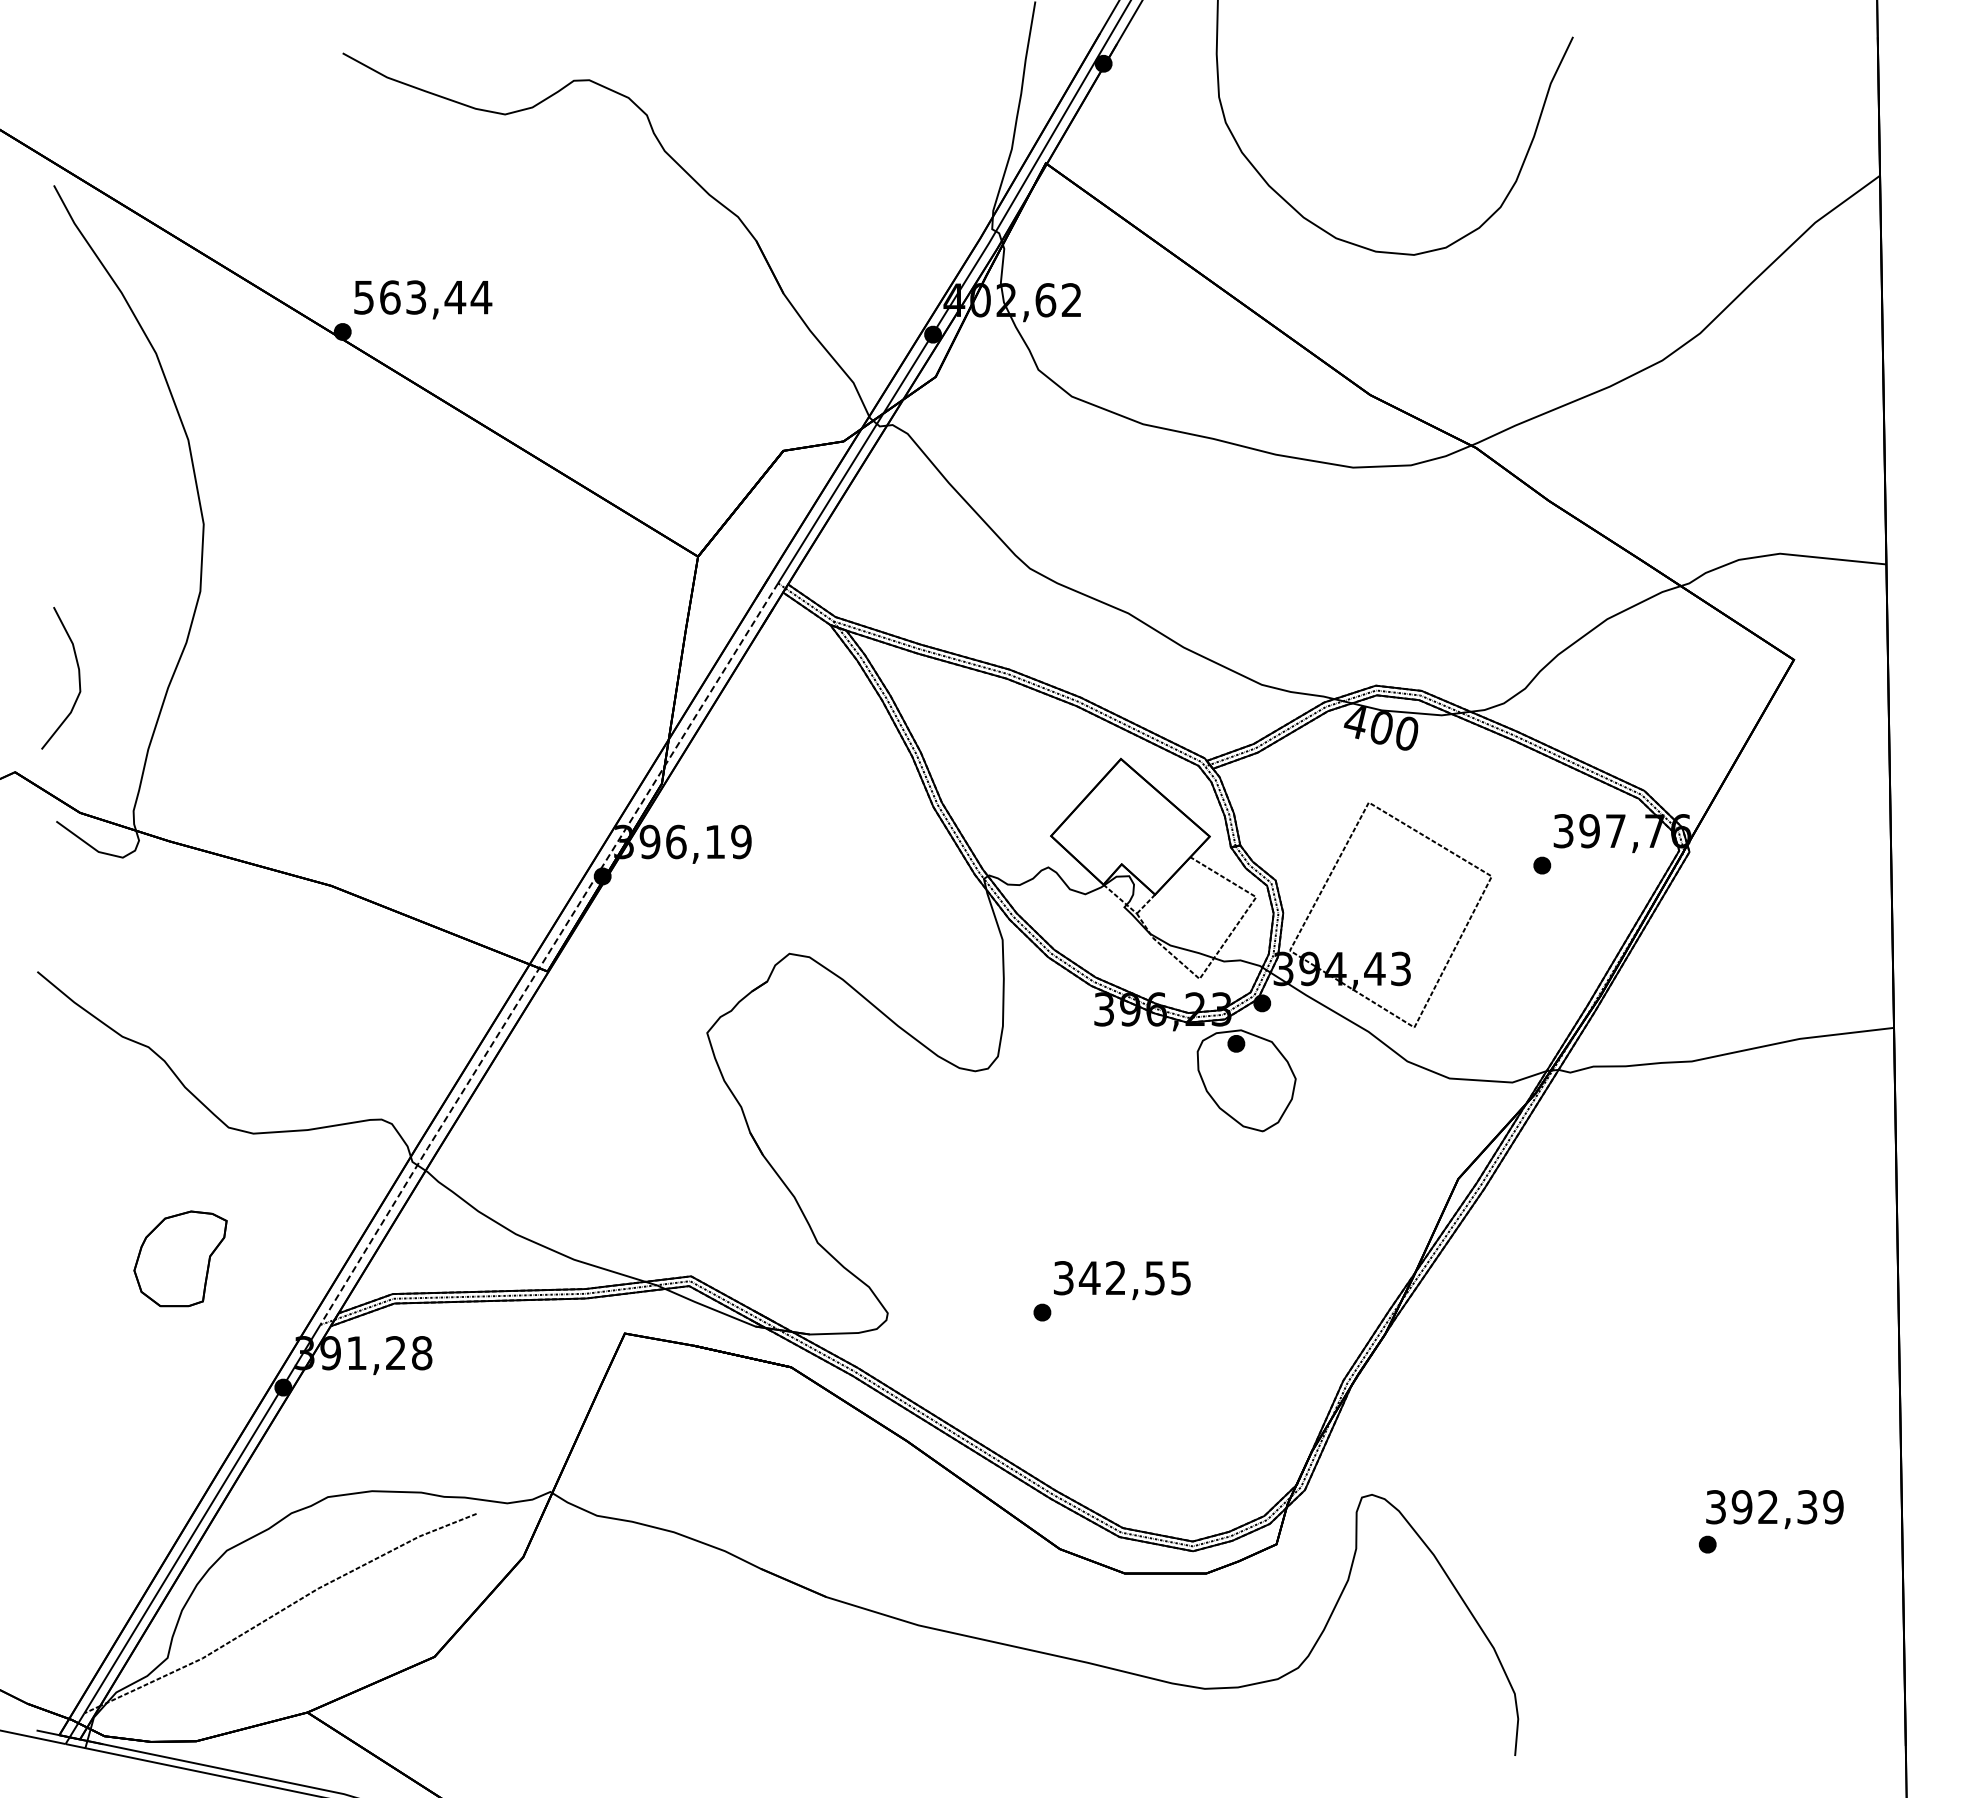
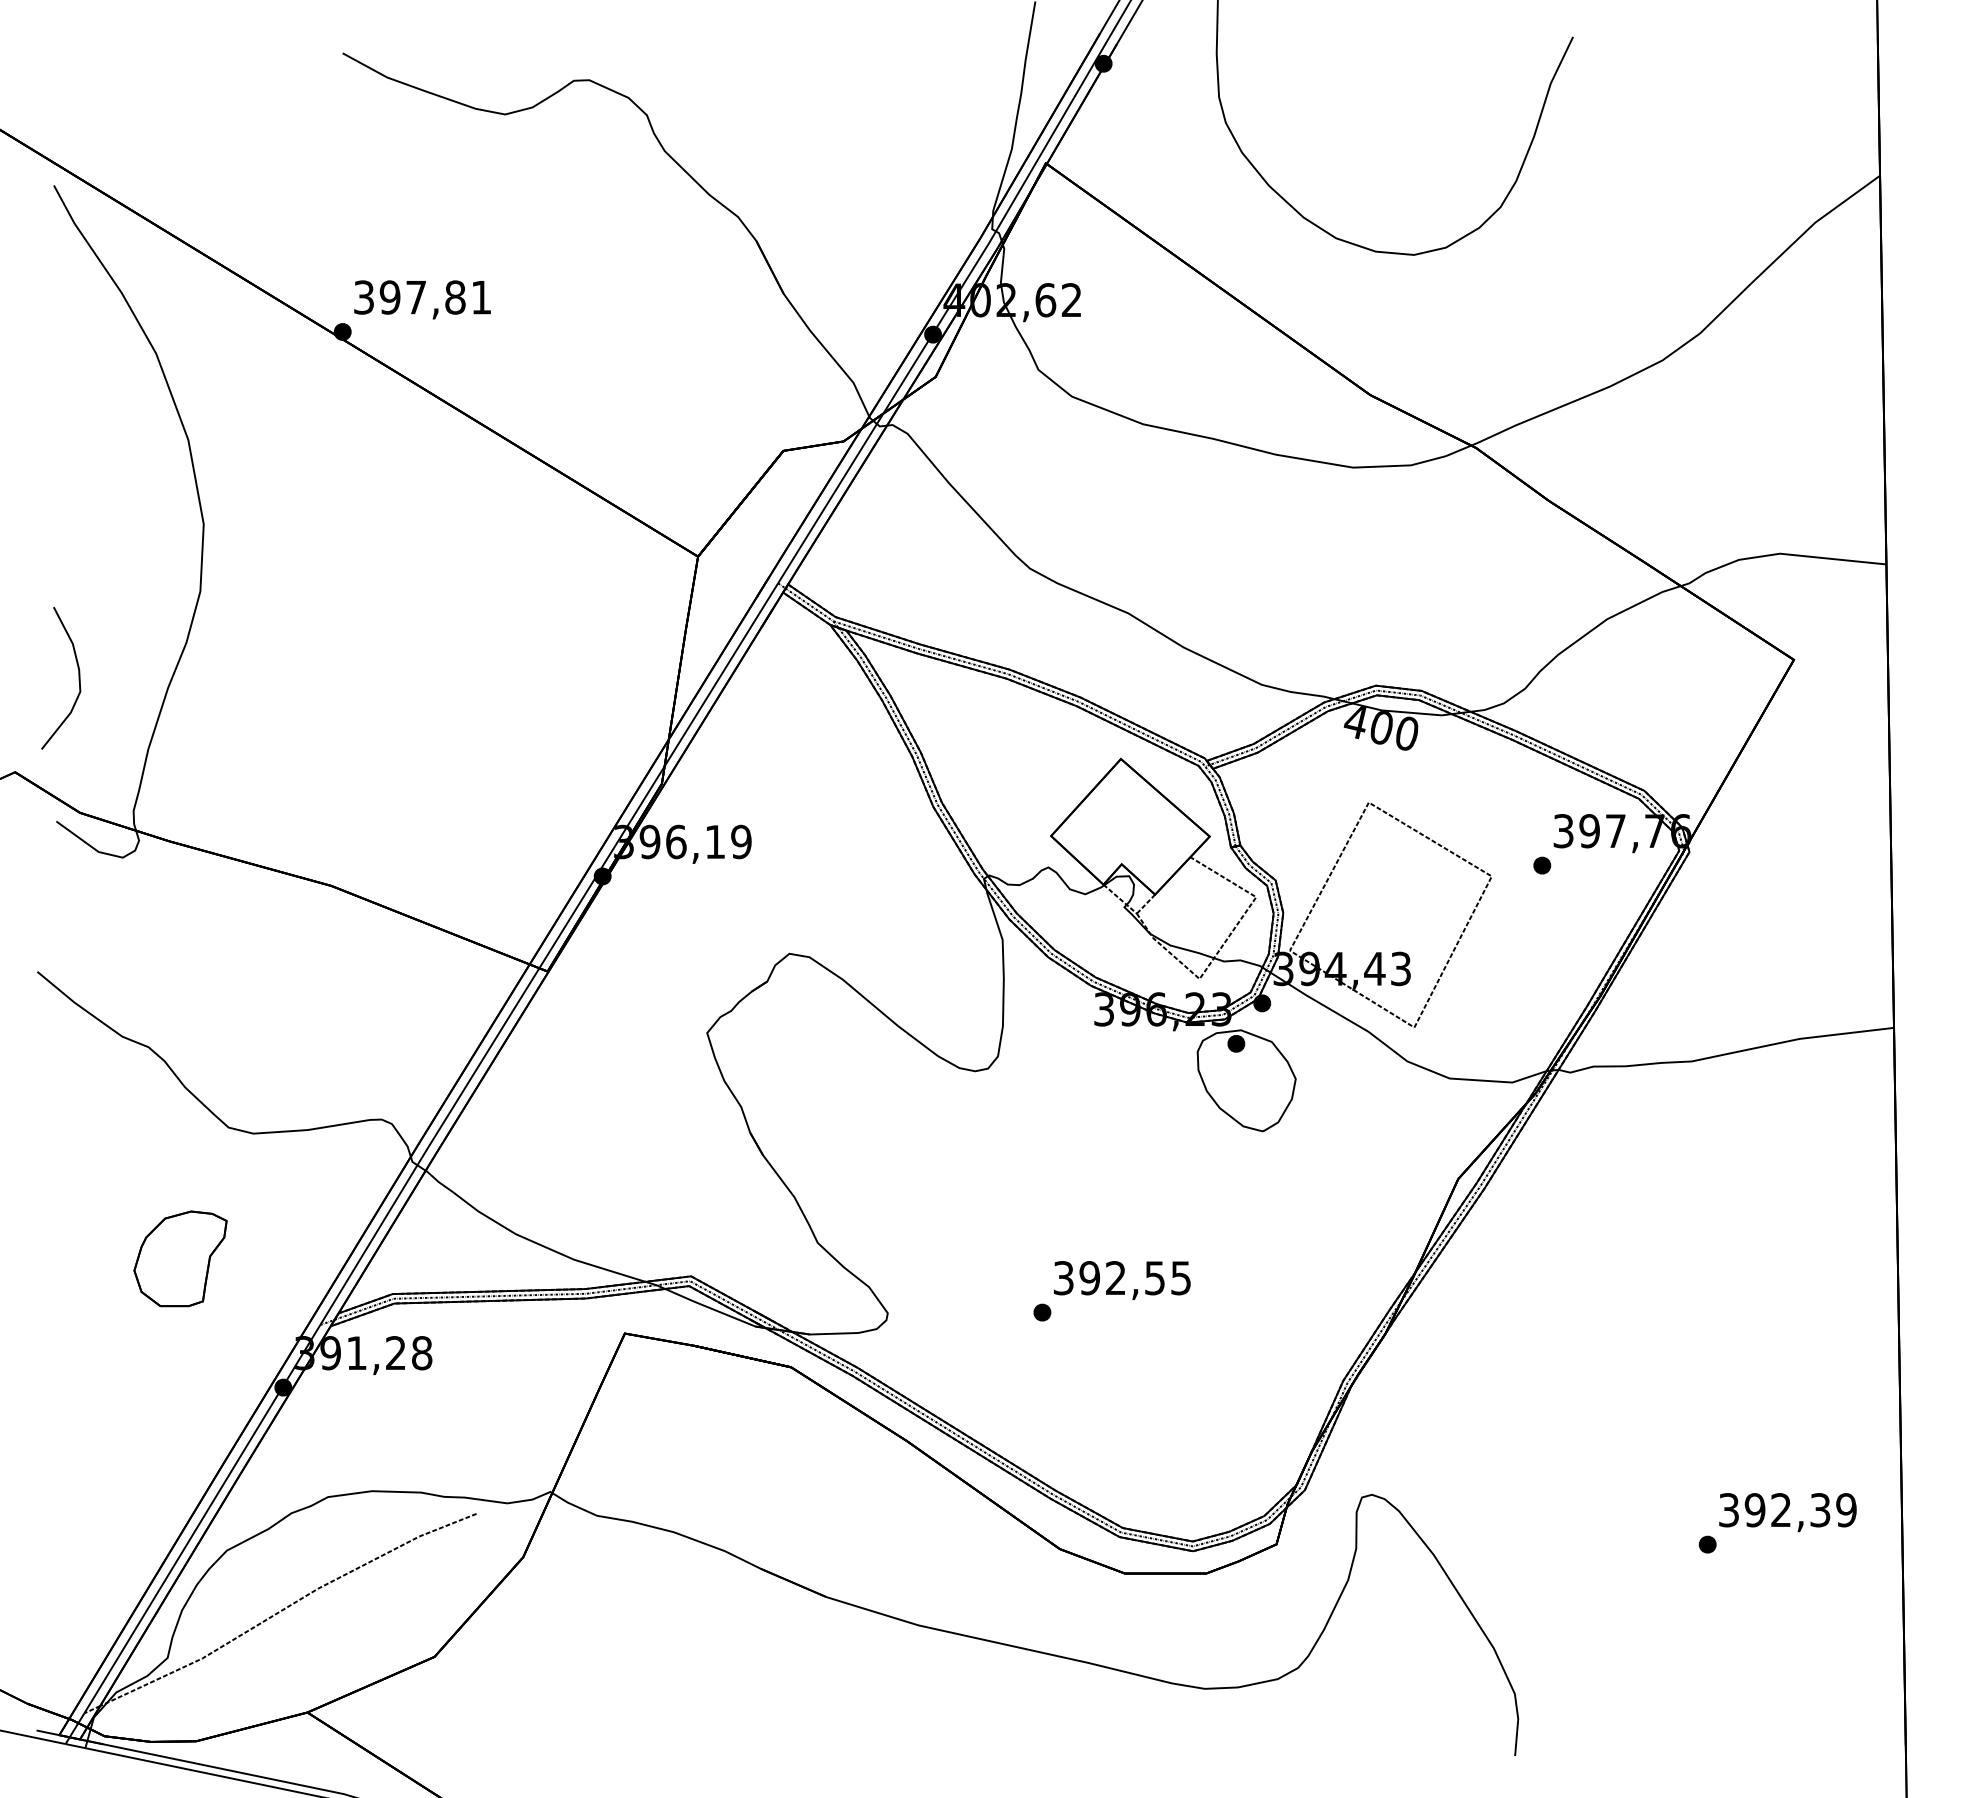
text: 563,44 -> 397,81 (423, 297)
line: dashed -> solid (547, 954)
text: 342,55 -> 392,55 (1089, 1278)
text position: (1774, 1509) -> (1787, 1512) (1787, 1512)
